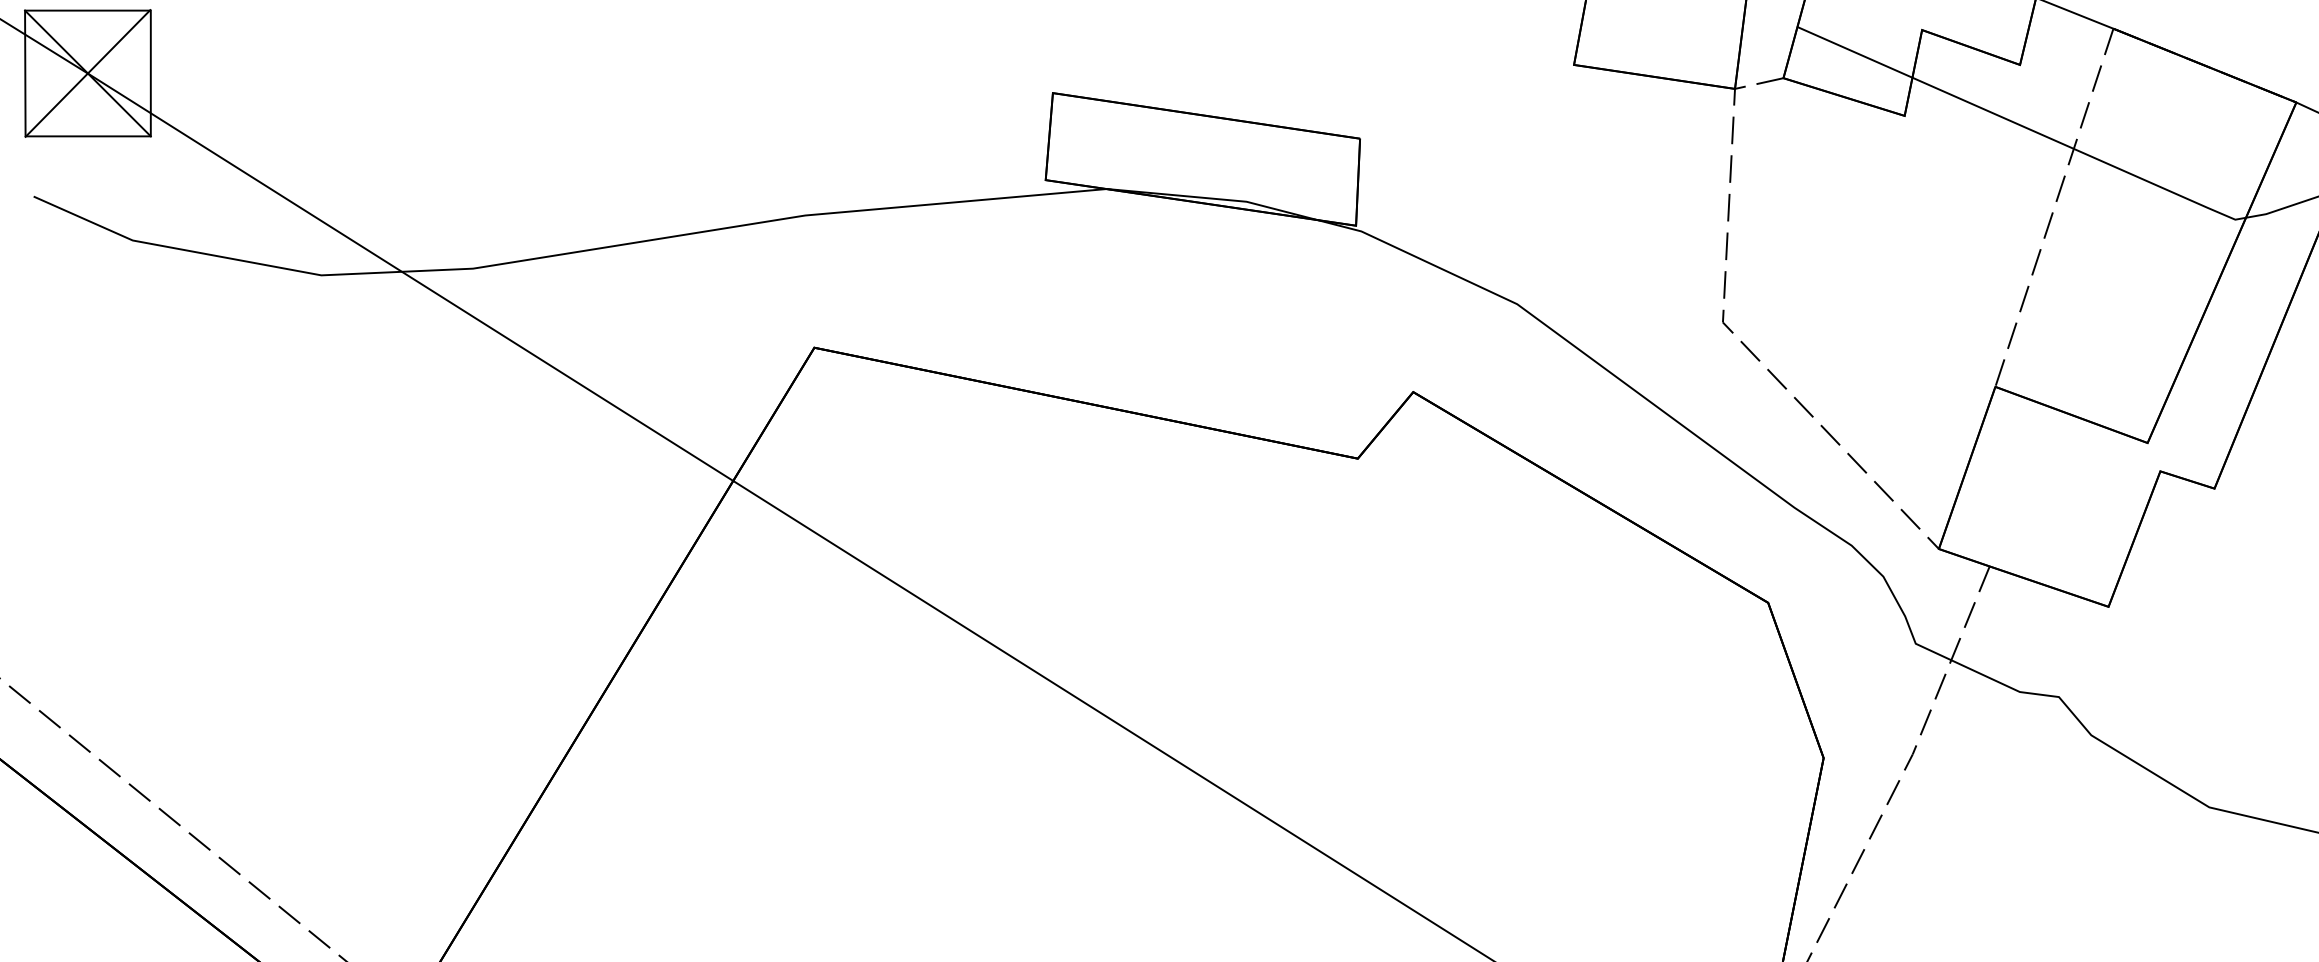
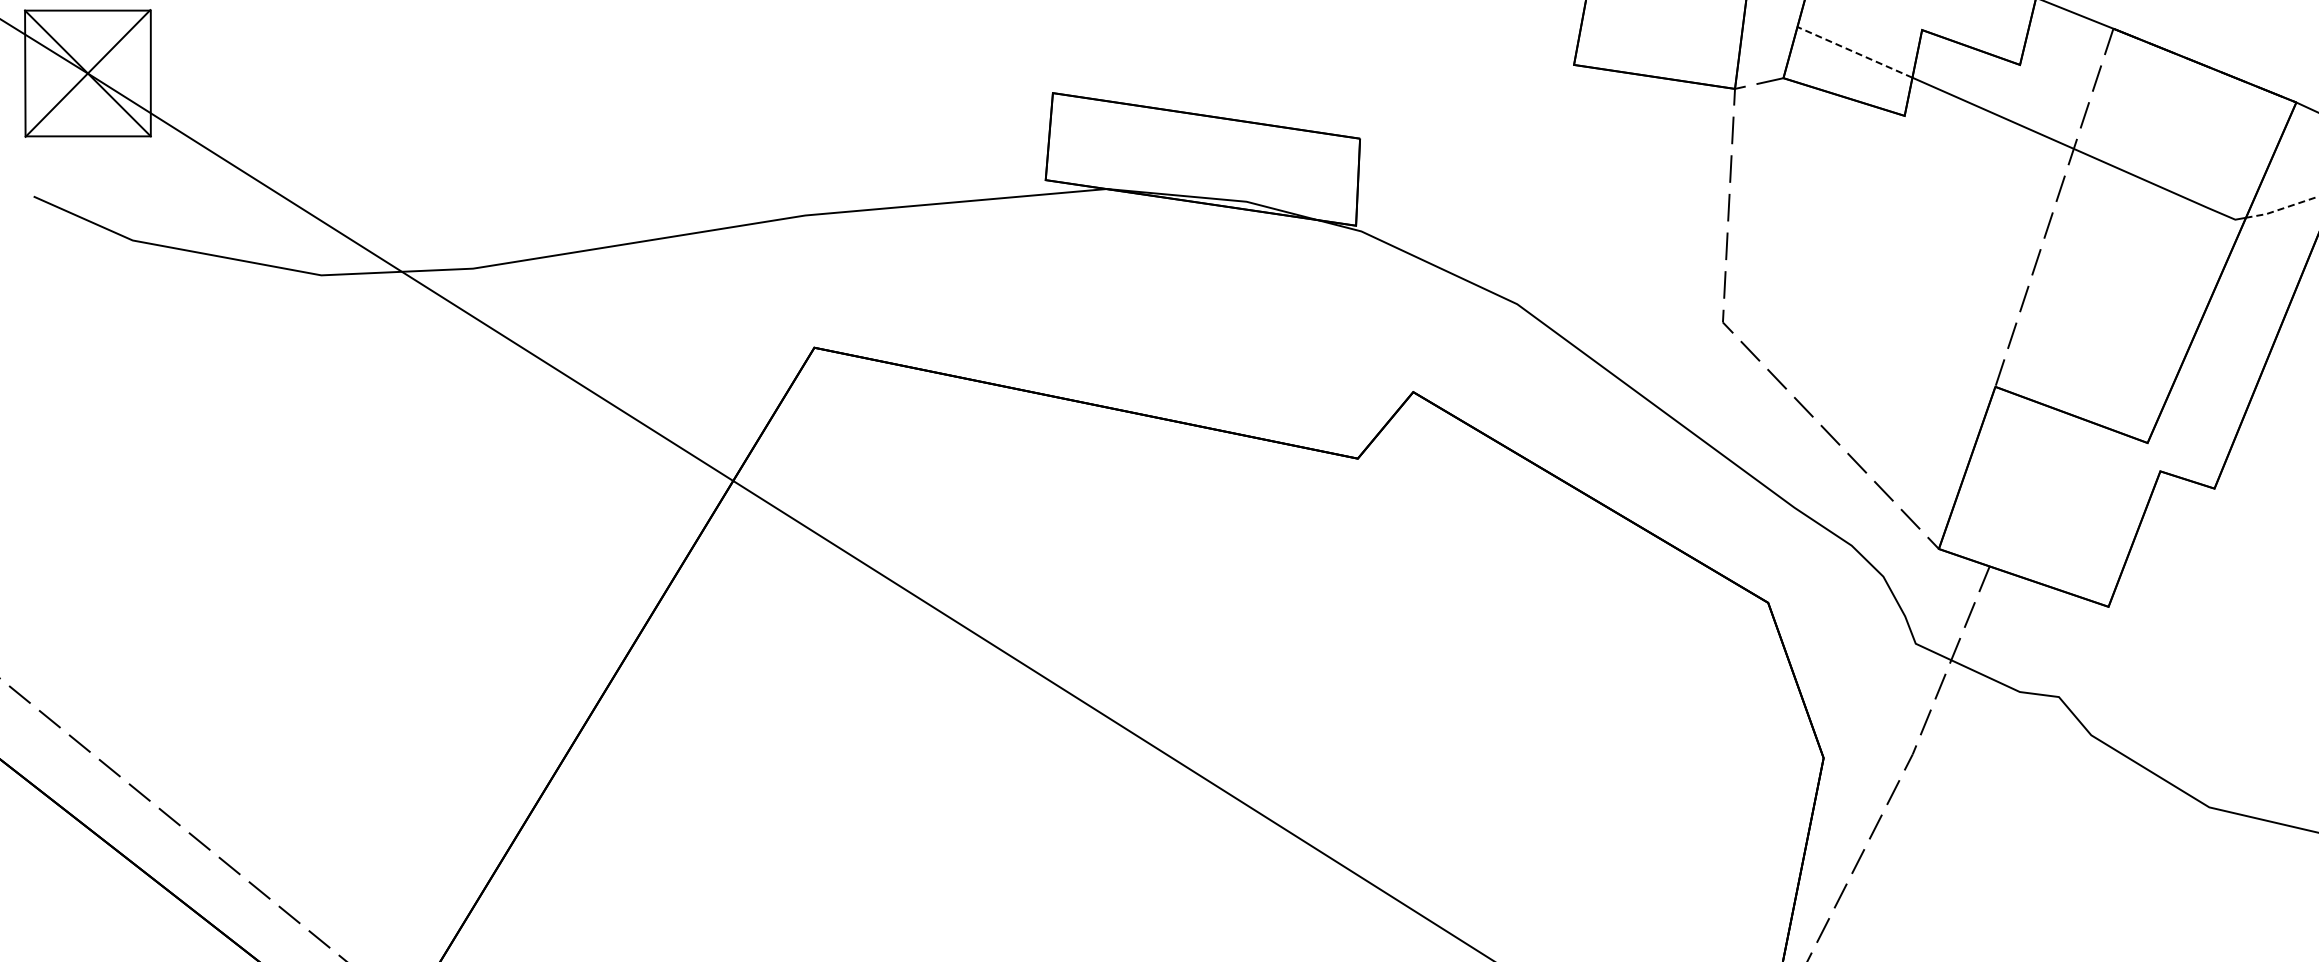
line: solid -> dashed (1854, 52)
line: solid -> dashed (2281, 209)
